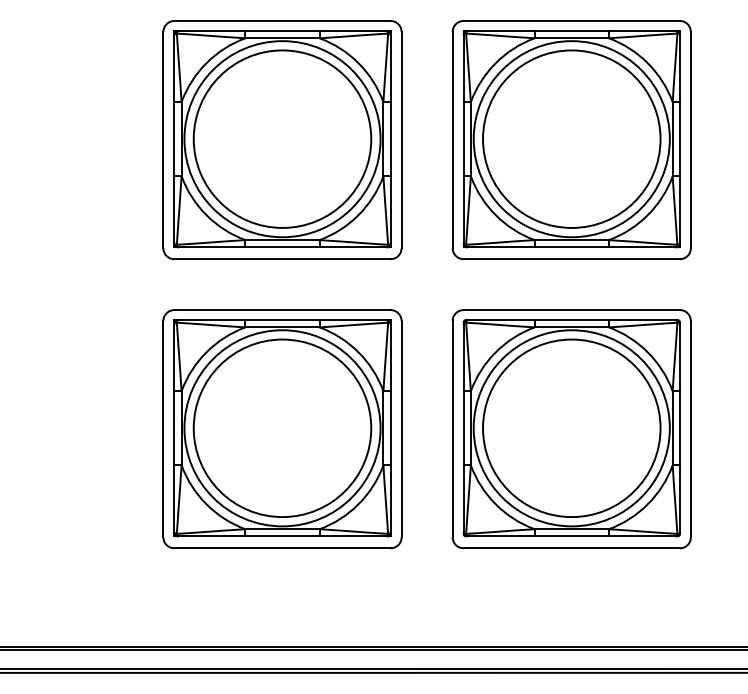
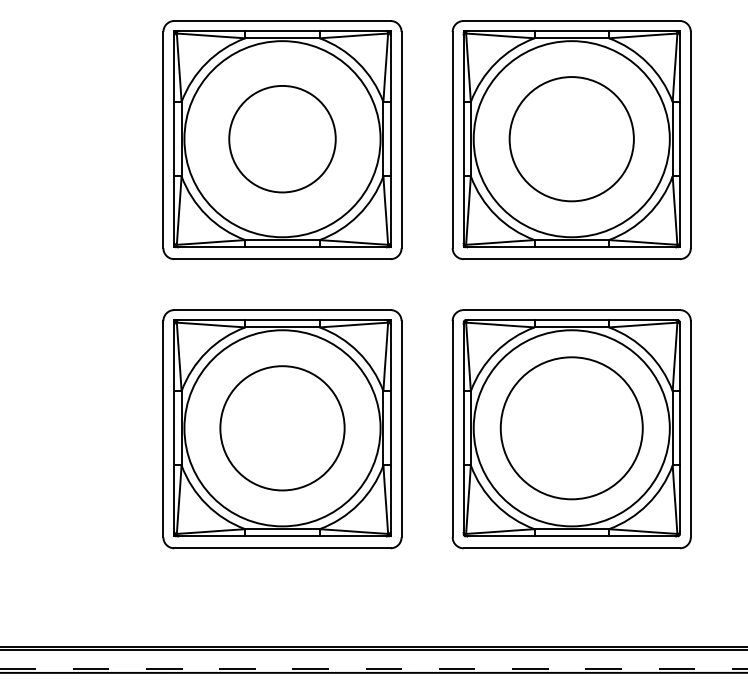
circle diameter: 178 px -> 107 px (282, 138)
circle diameter: 178 px -> 124 px (571, 139)
circle diameter: 178 px -> 124 px (282, 428)
circle diameter: 178 px -> 142 px (571, 428)
line: solid -> dashed (374, 668)
